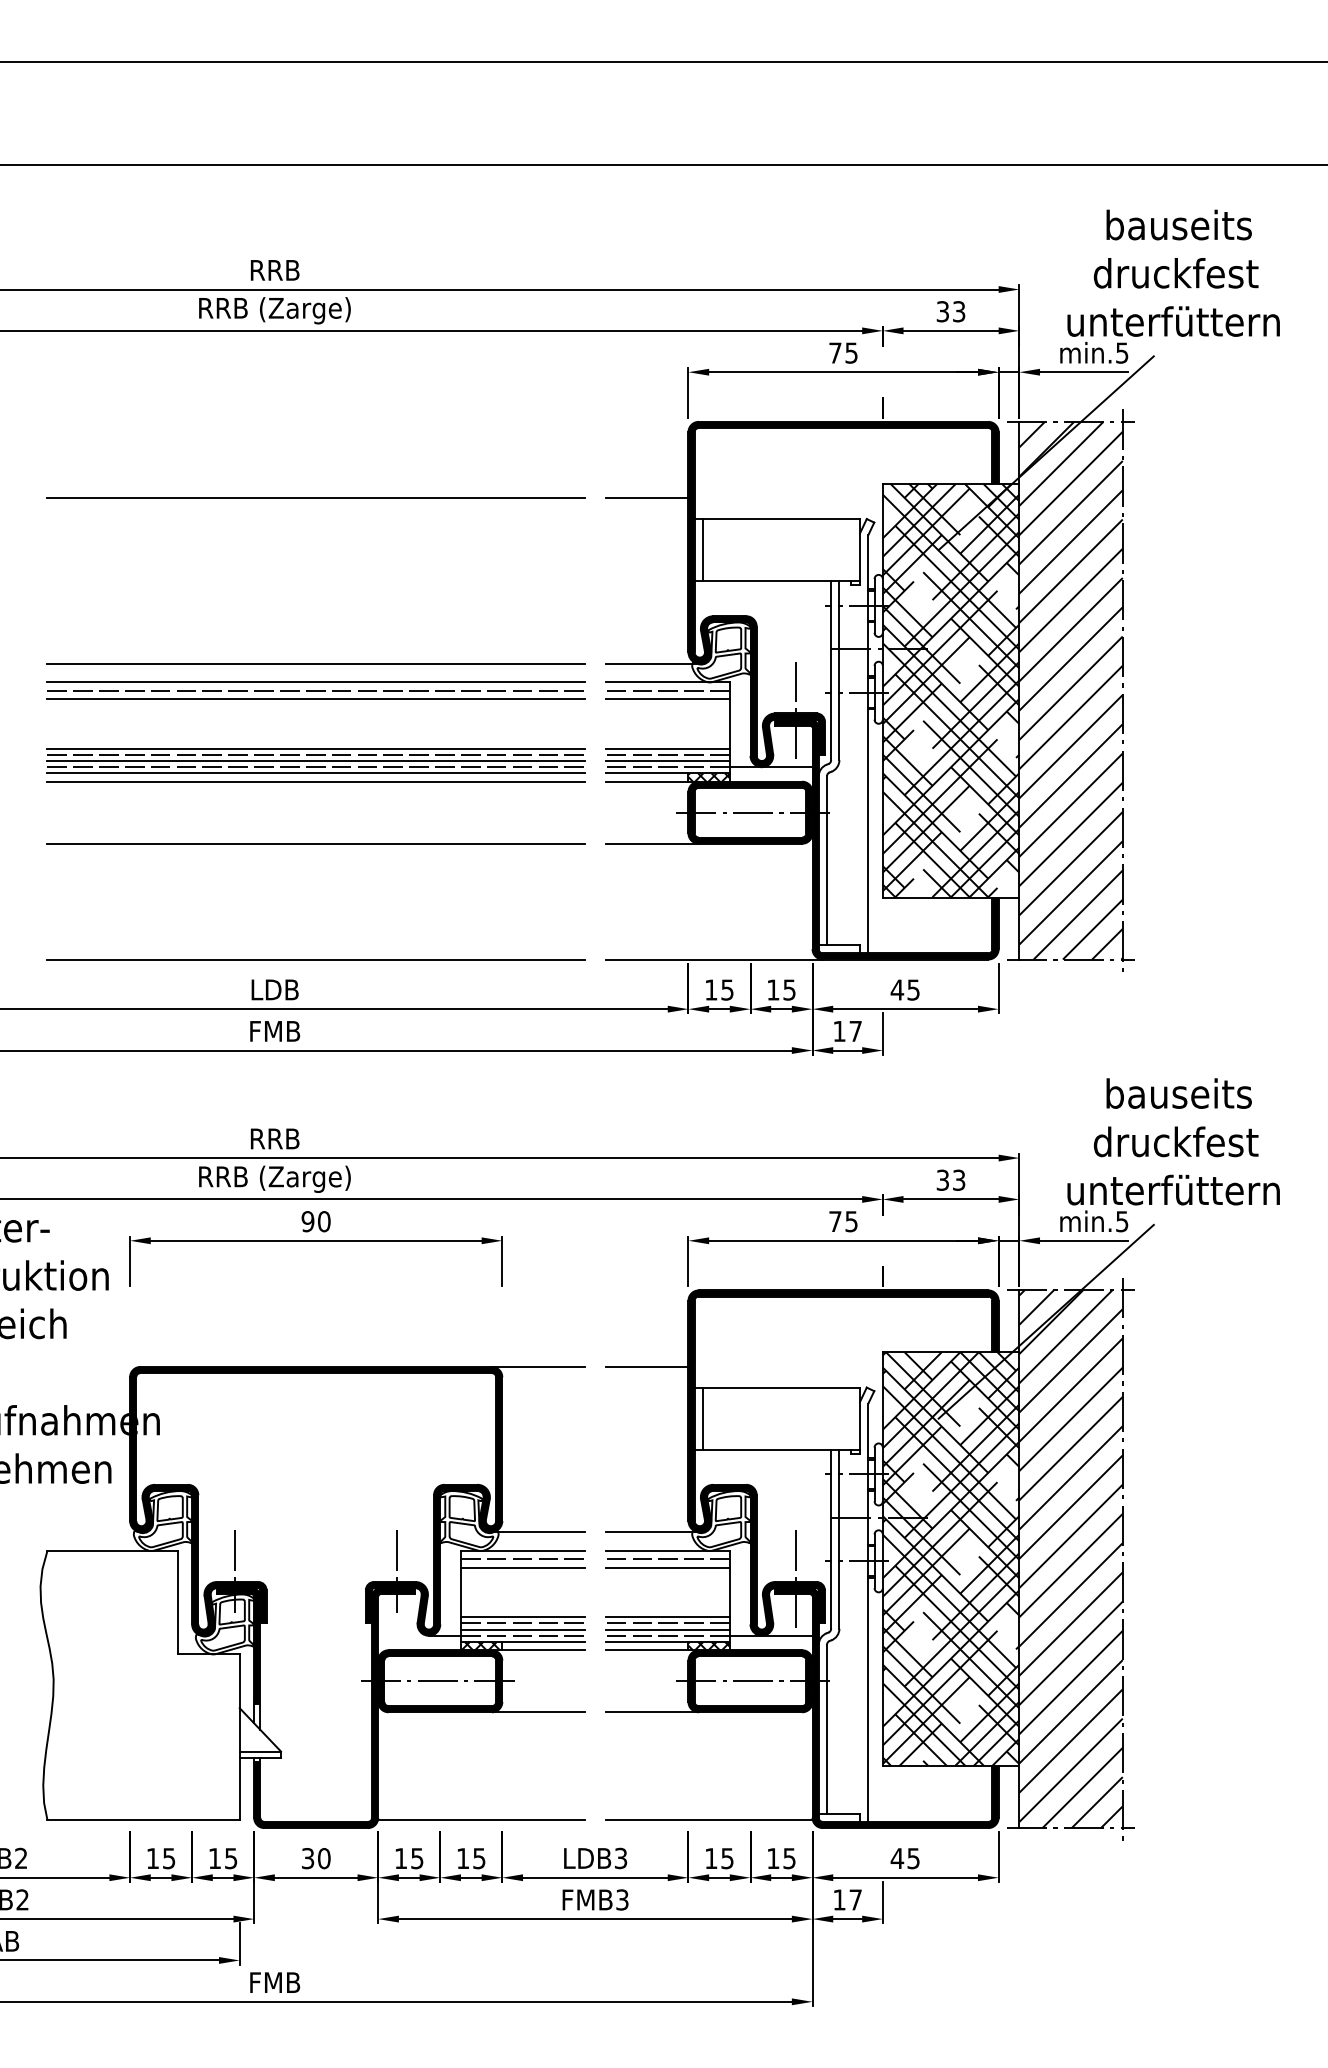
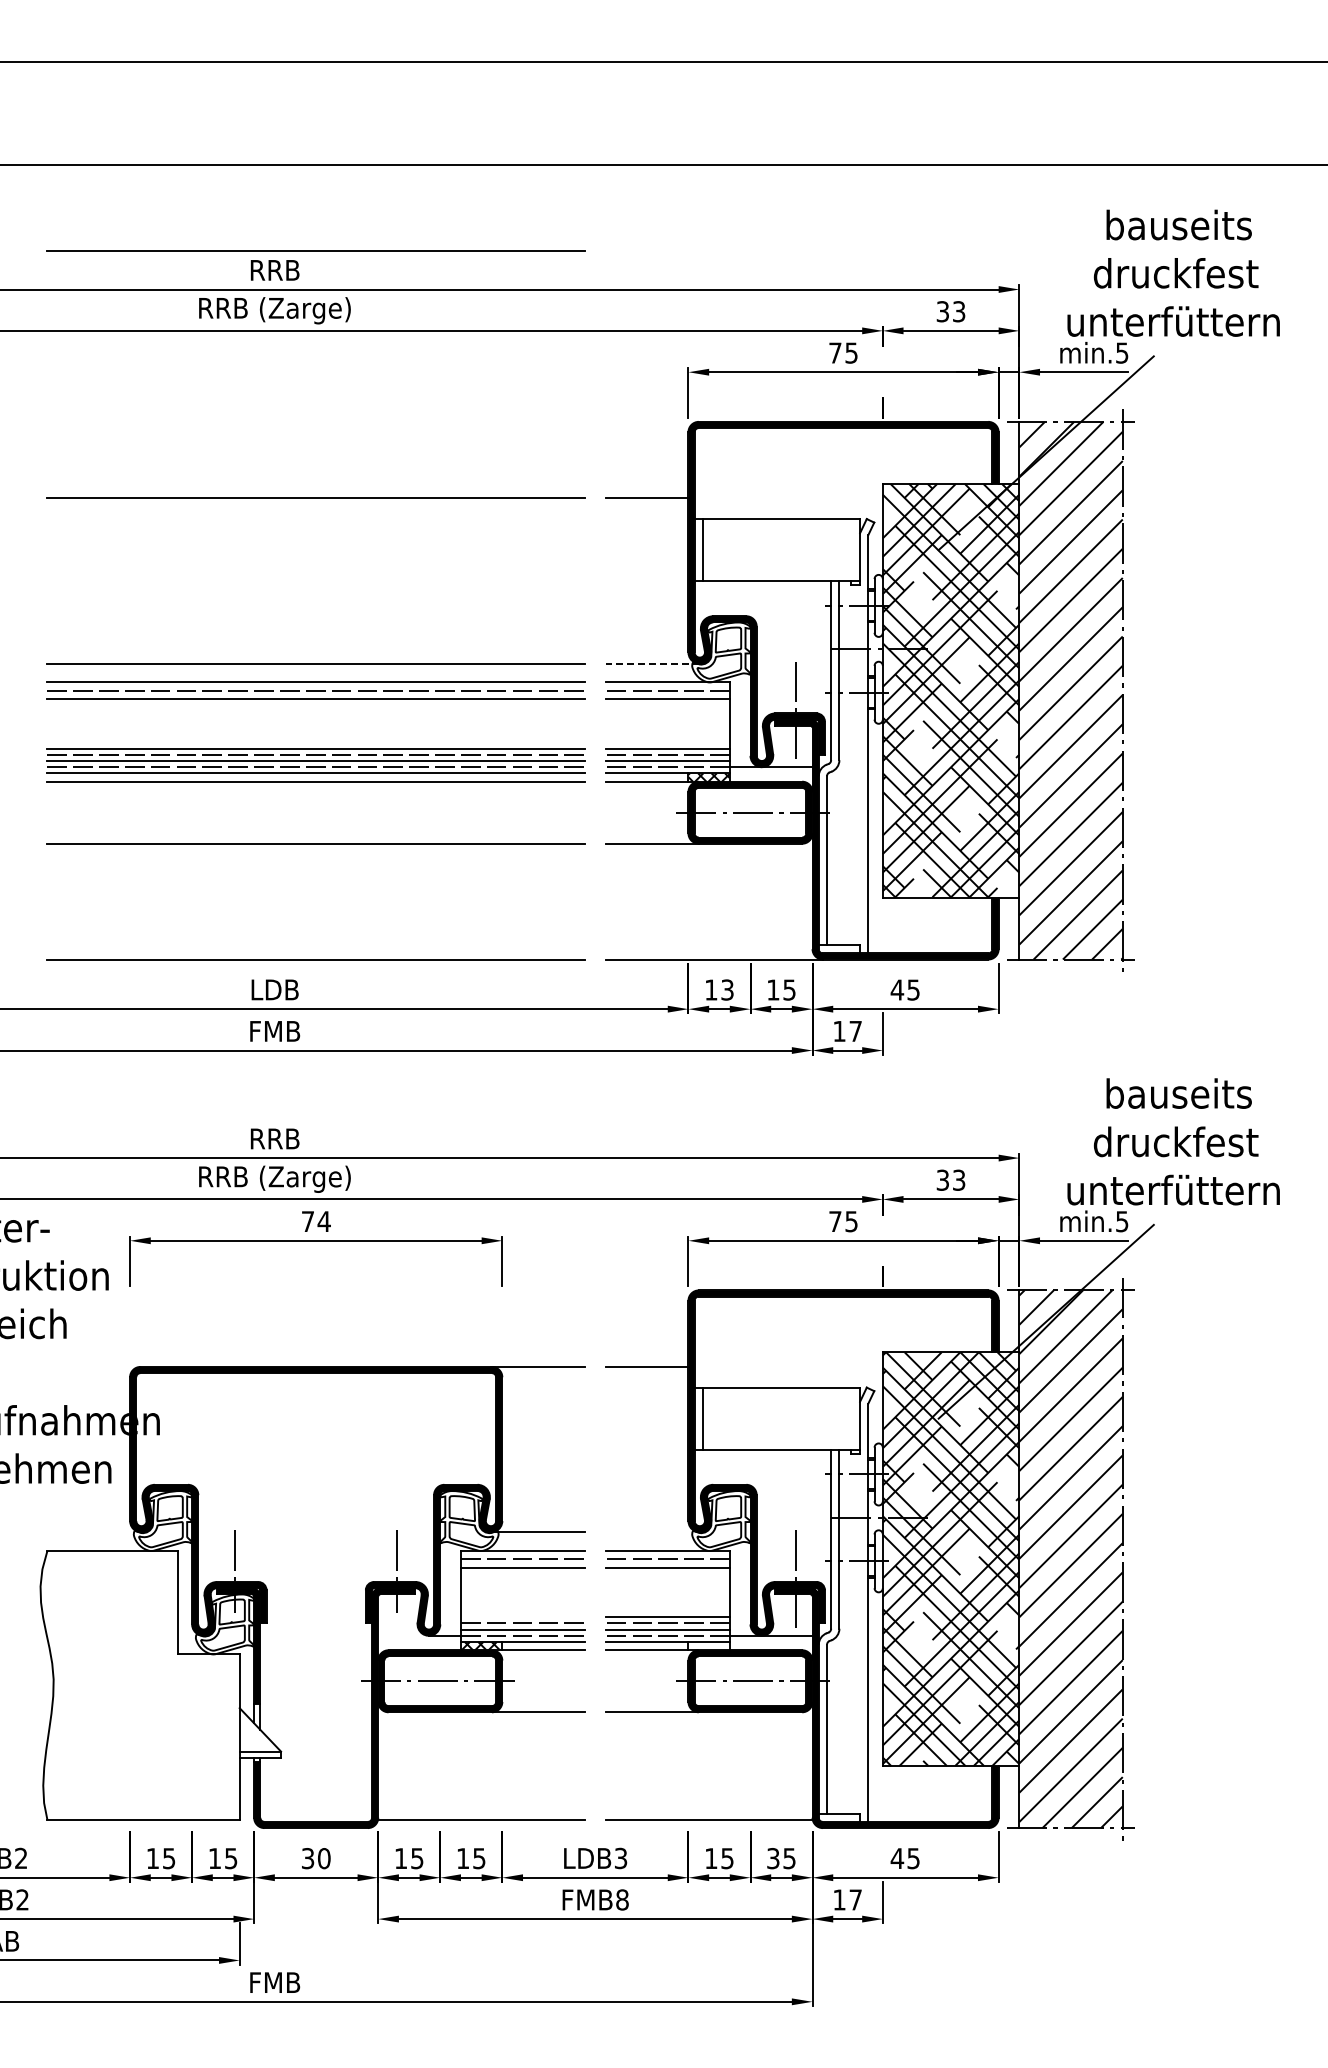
line: none -> present (315, 250)
line: solid -> dashed (652, 663)
text: 15 -> 13 (727, 989)
text: 90 -> 74 (315, 1221)
line: present -> none (652, 1532)
line: present -> none (522, 1617)
hatch: present -> none (708, 1645)
text: 15 -> 35 (773, 1858)
text: FMB3 -> FMB8 (622, 1899)
